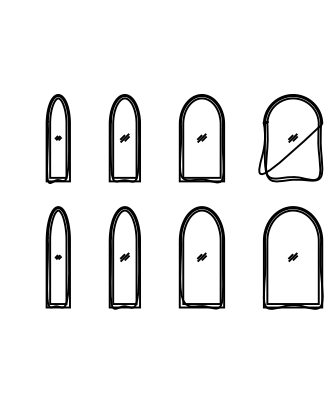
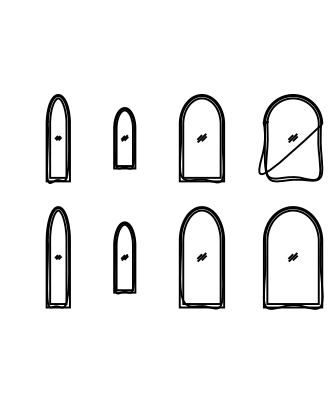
part size: 33x89 px -> 24x63 px (124, 138)
part size: 33x104 px -> 24x74 px (124, 257)
